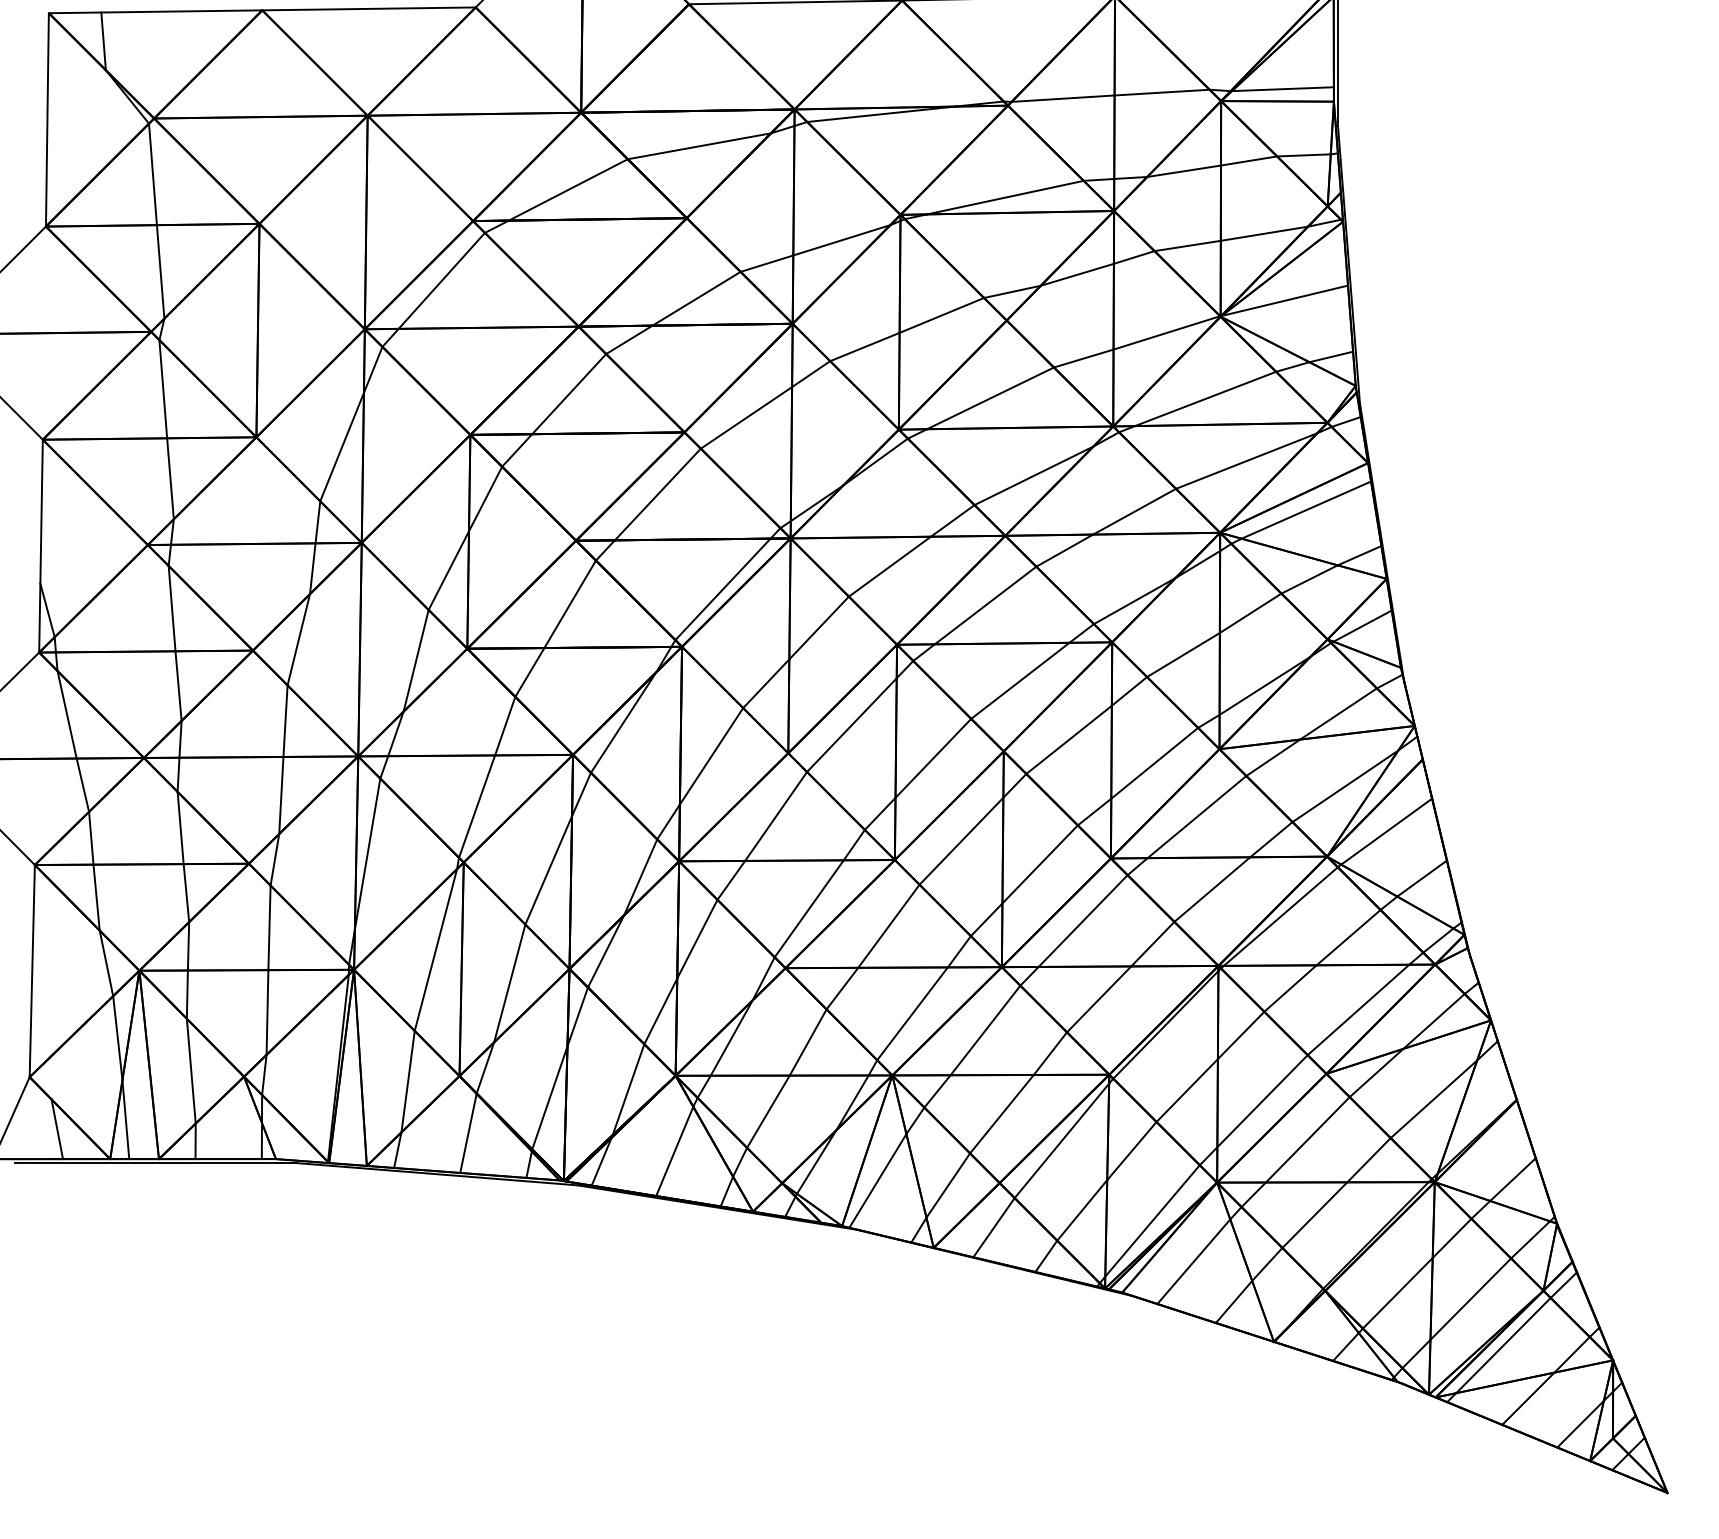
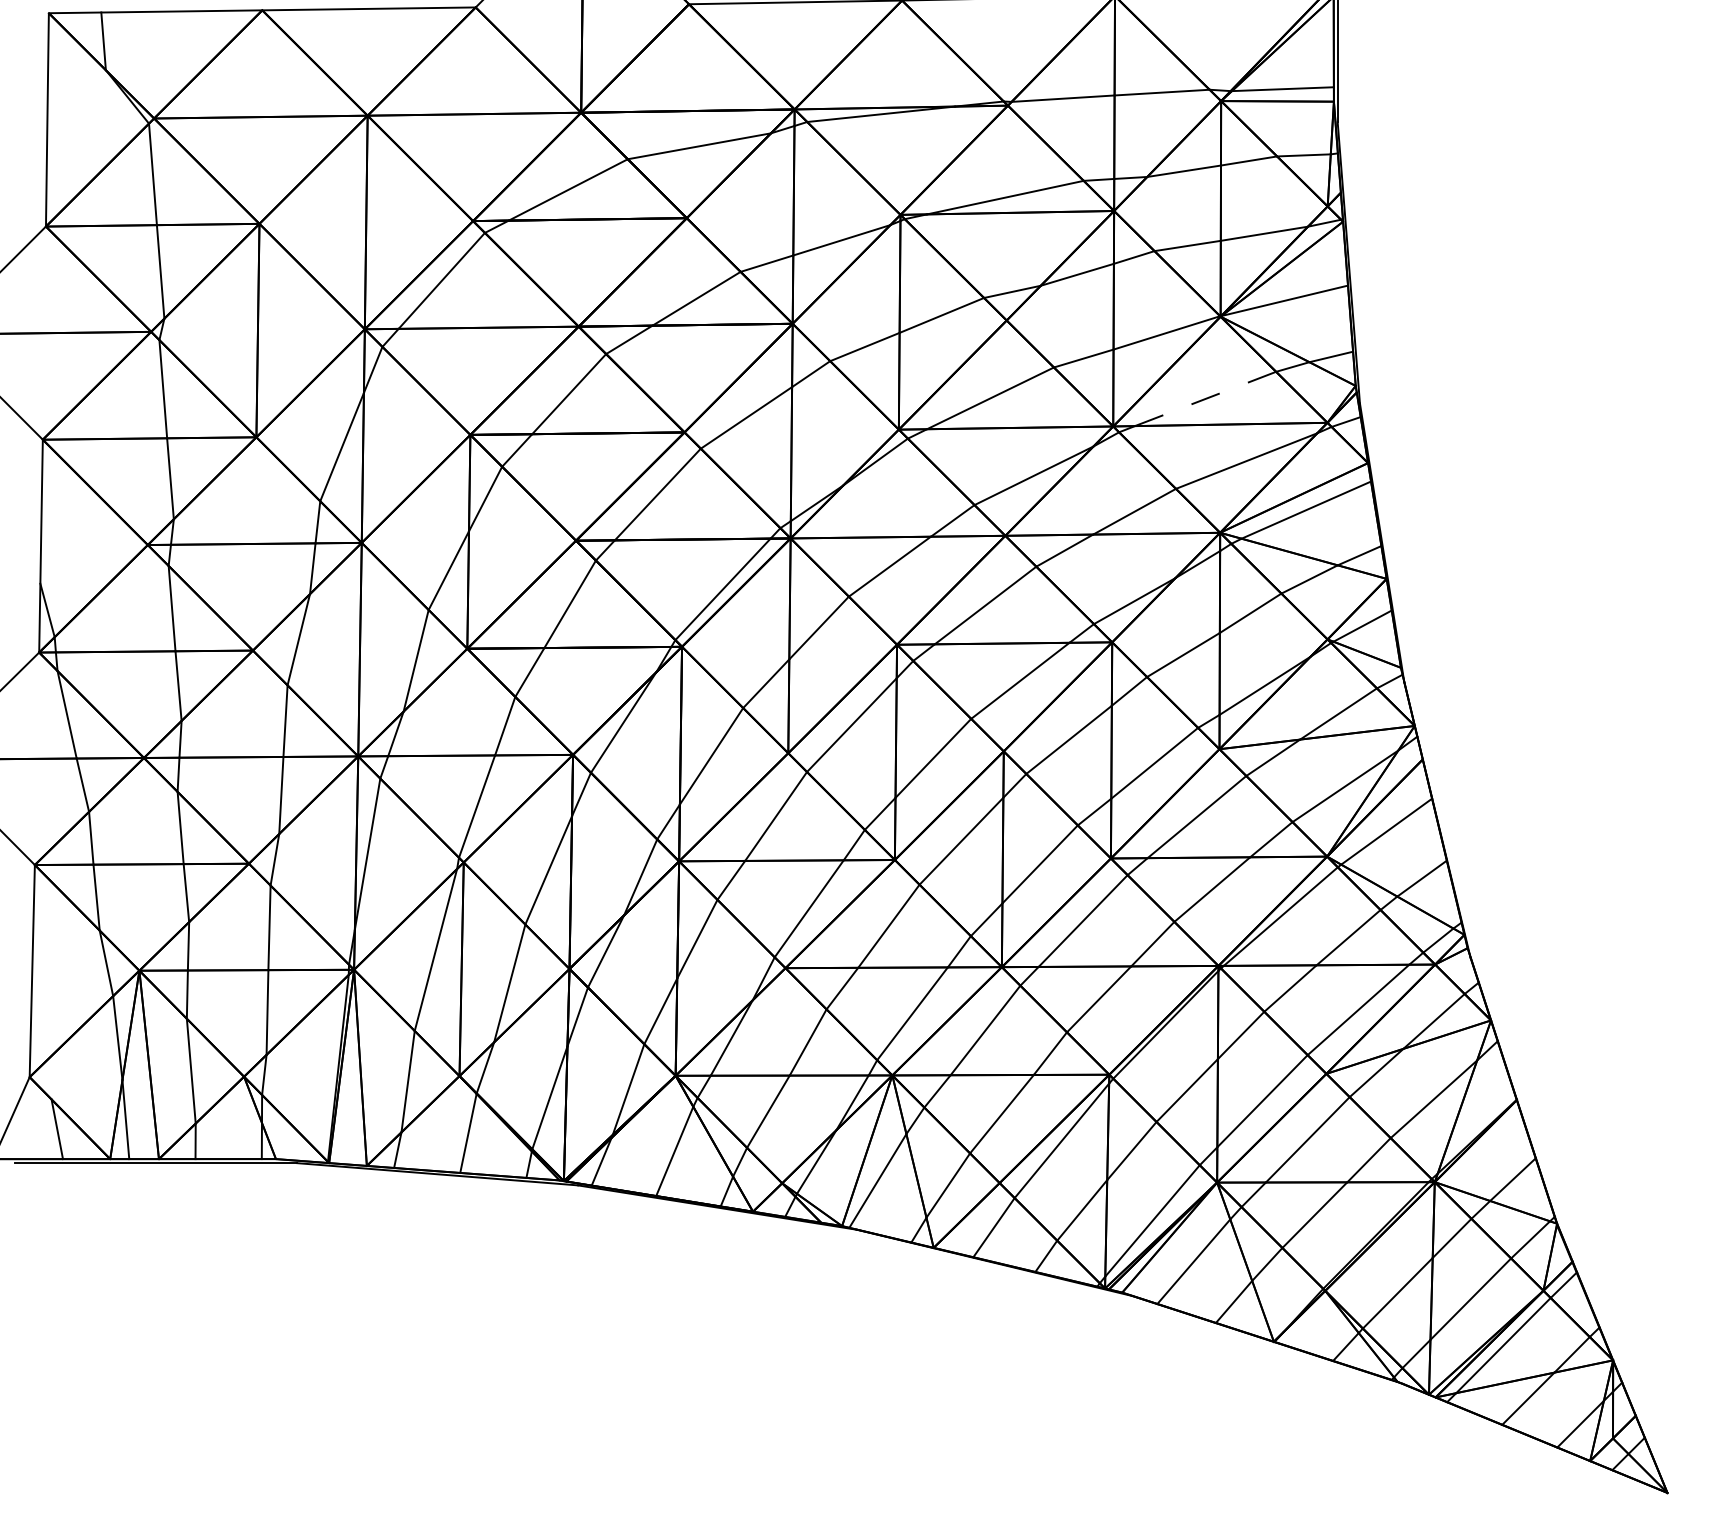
line: solid -> dashed (1205, 398)
